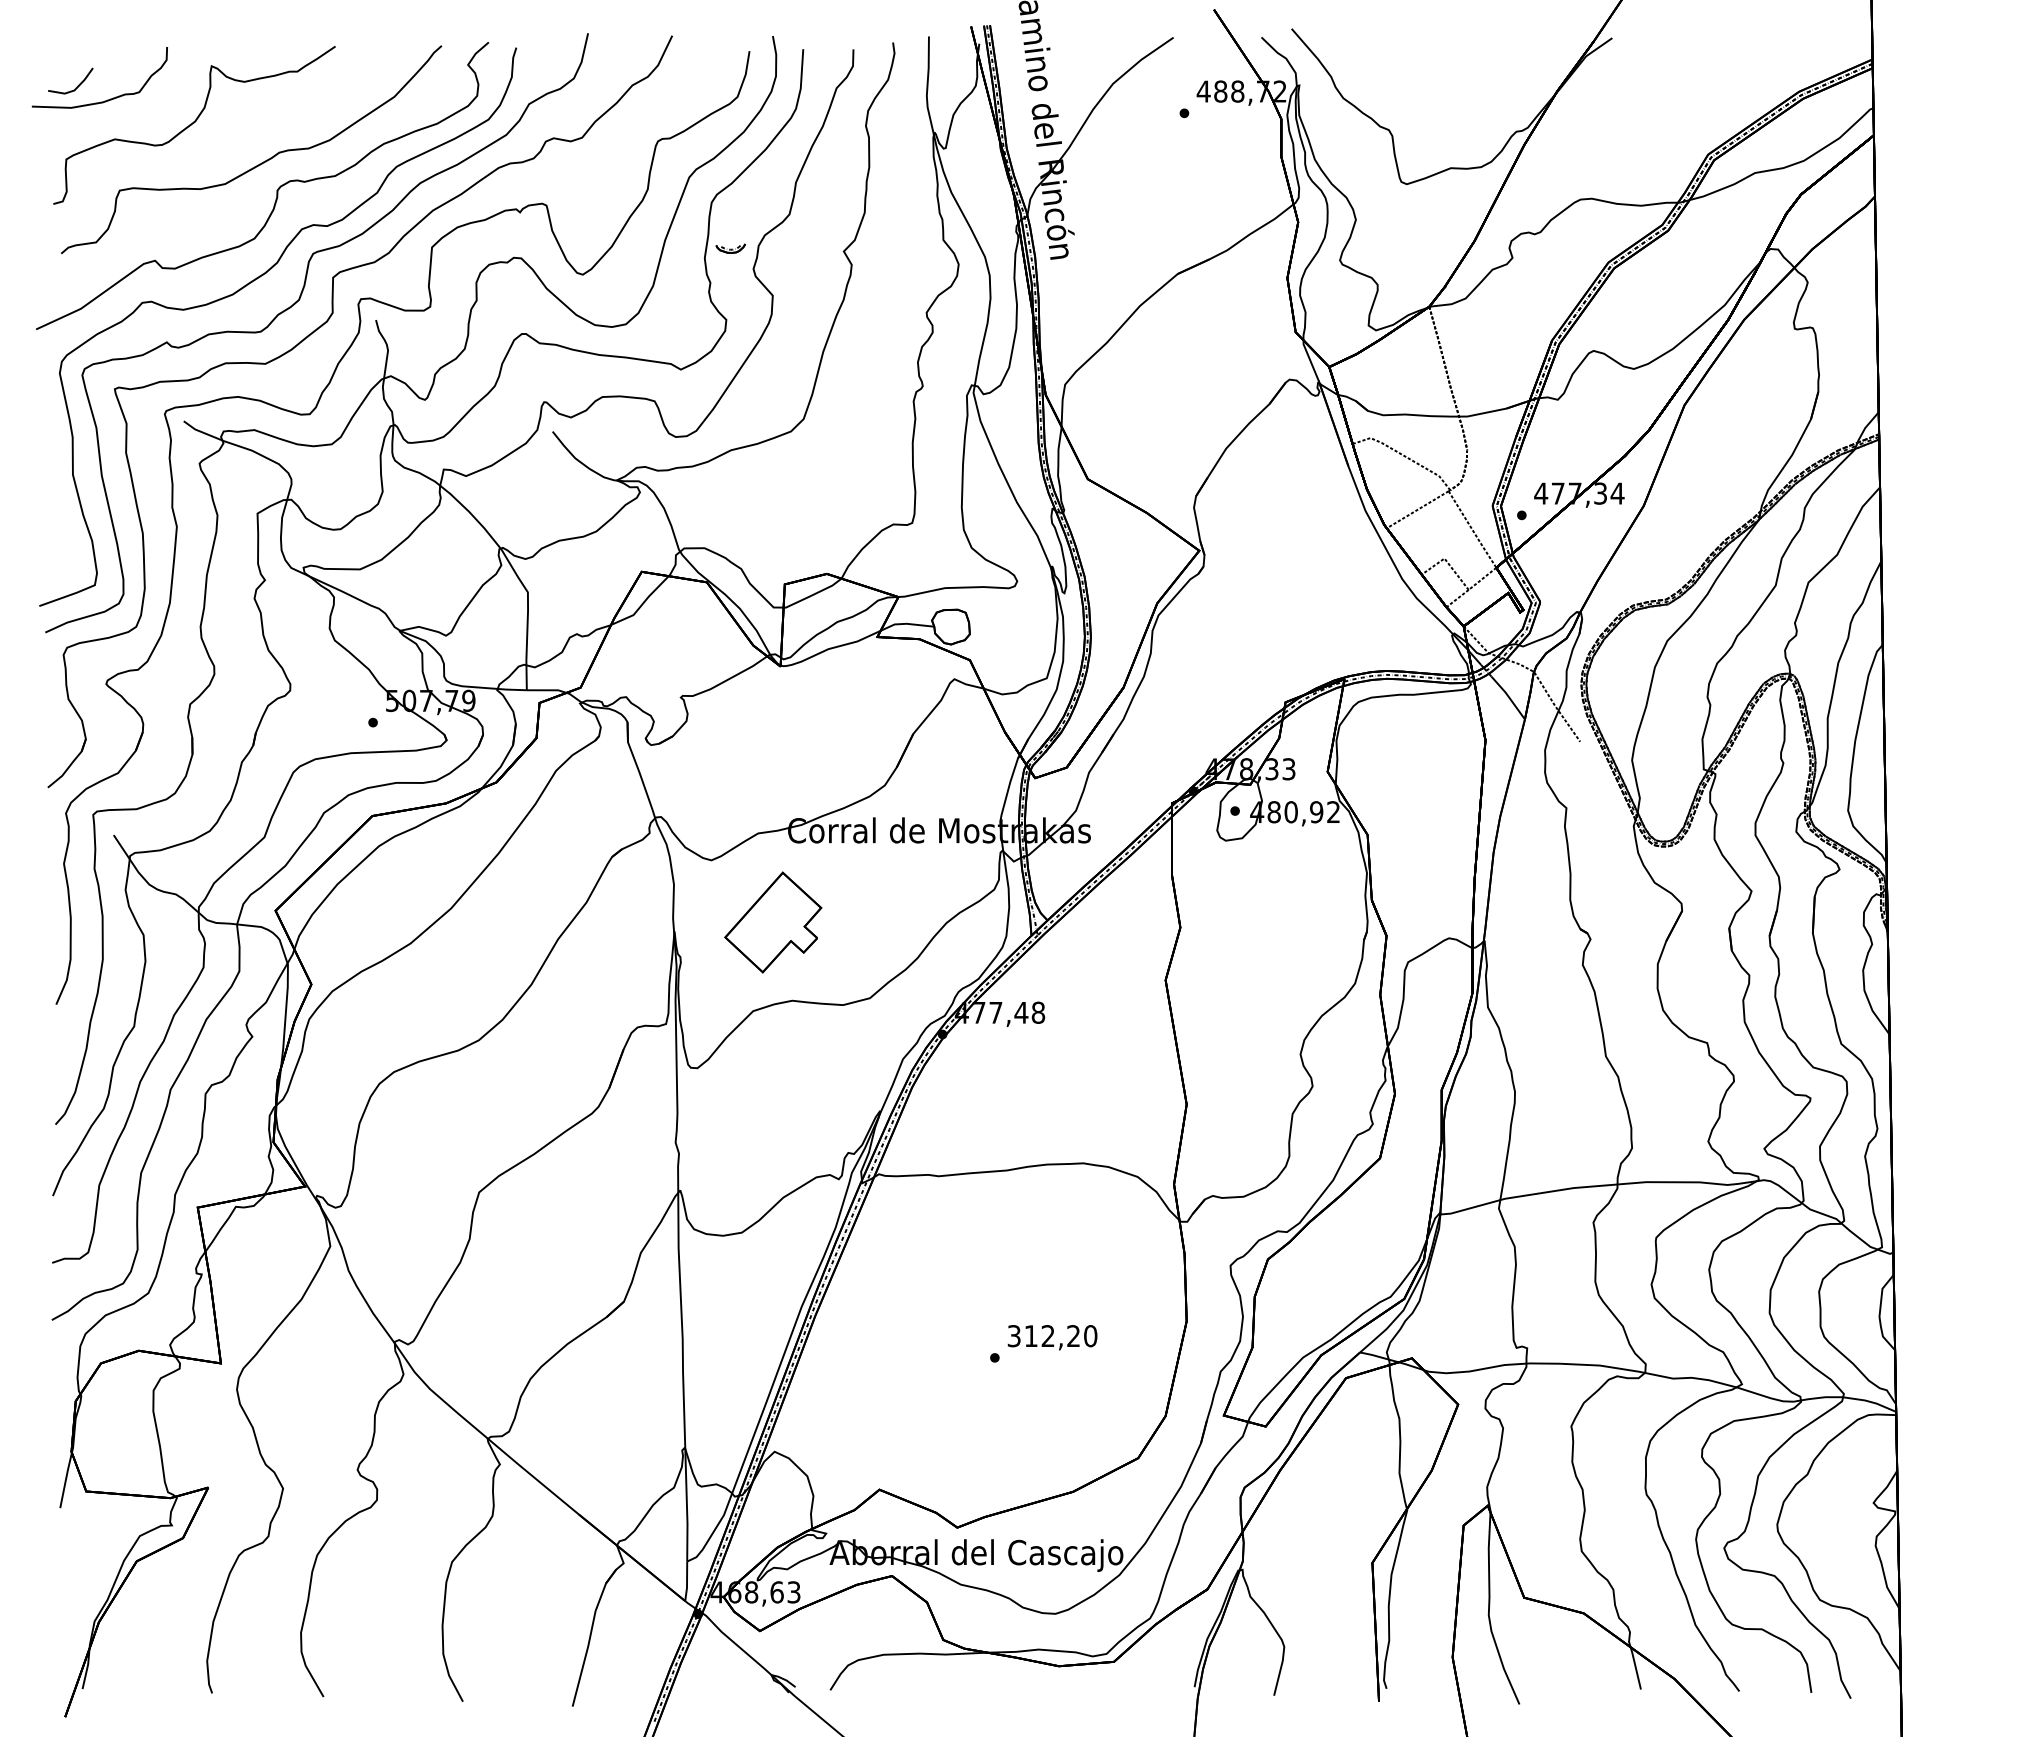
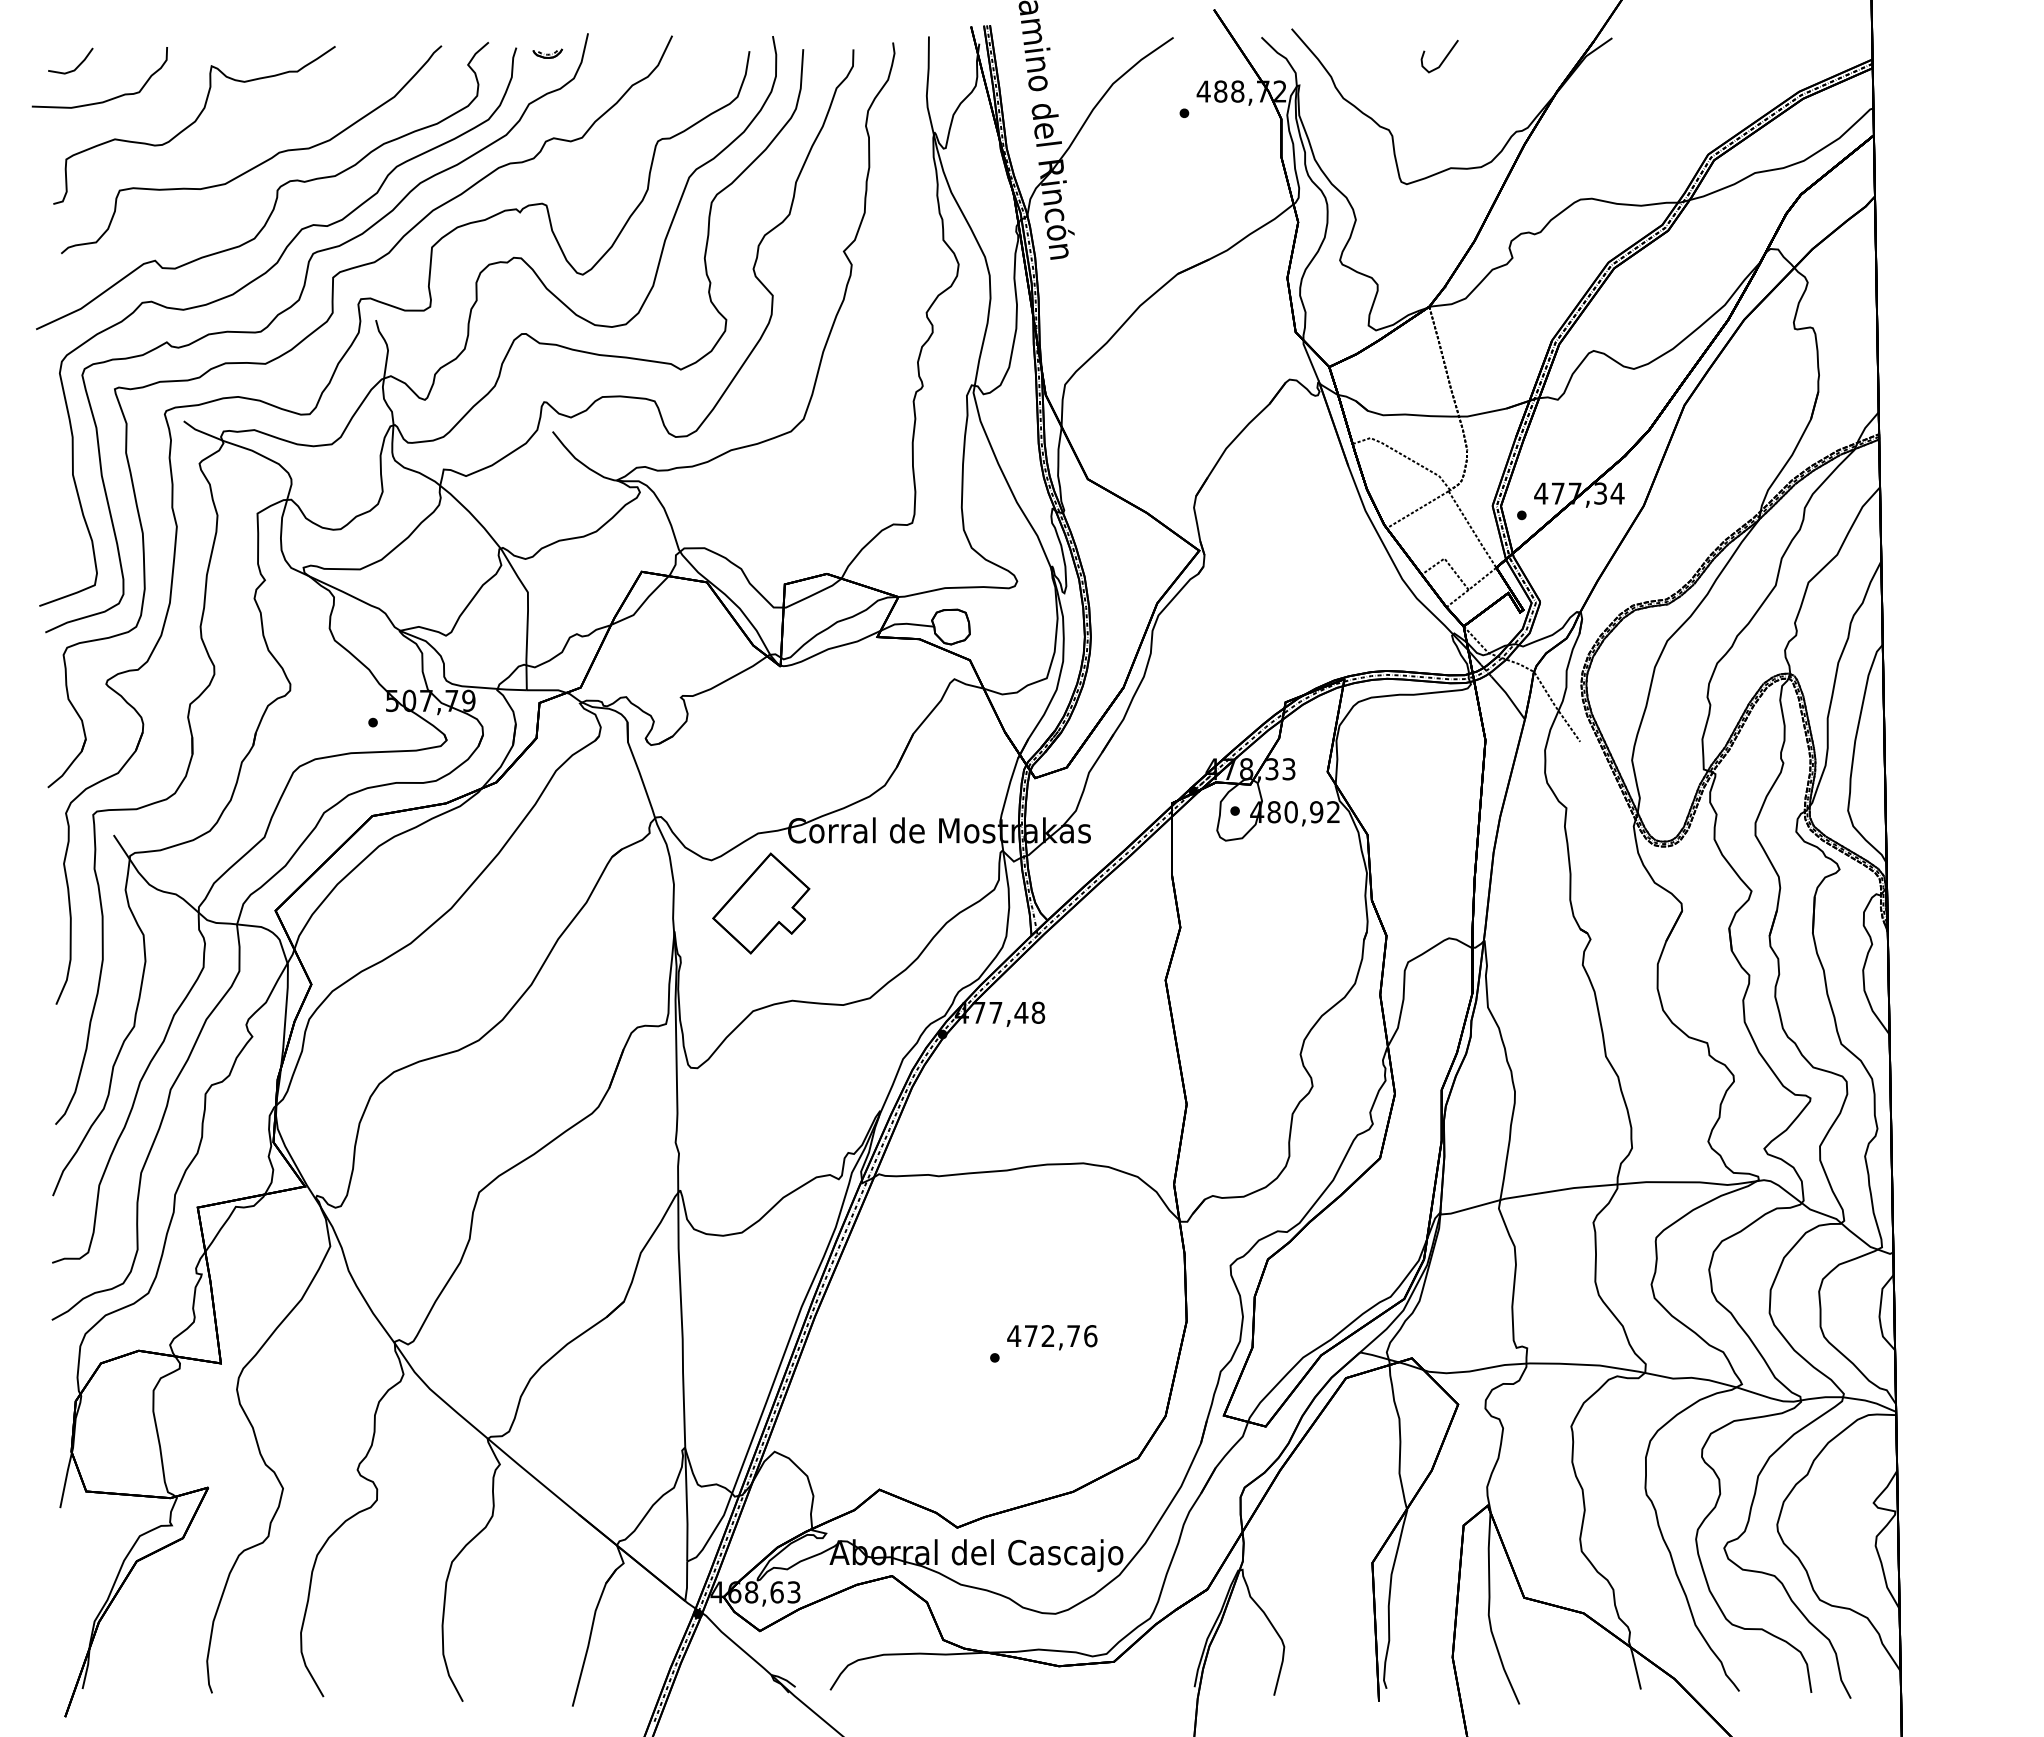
curve: none -> present (1443, 59)
line position: (76, 86) -> (76, 66) (76, 66)
part position: (730, 248) -> (547, 53) (547, 53)
part position: (773, 922) -> (761, 903) (761, 903)
text: 312,20 -> 472,76 (1052, 1336)
